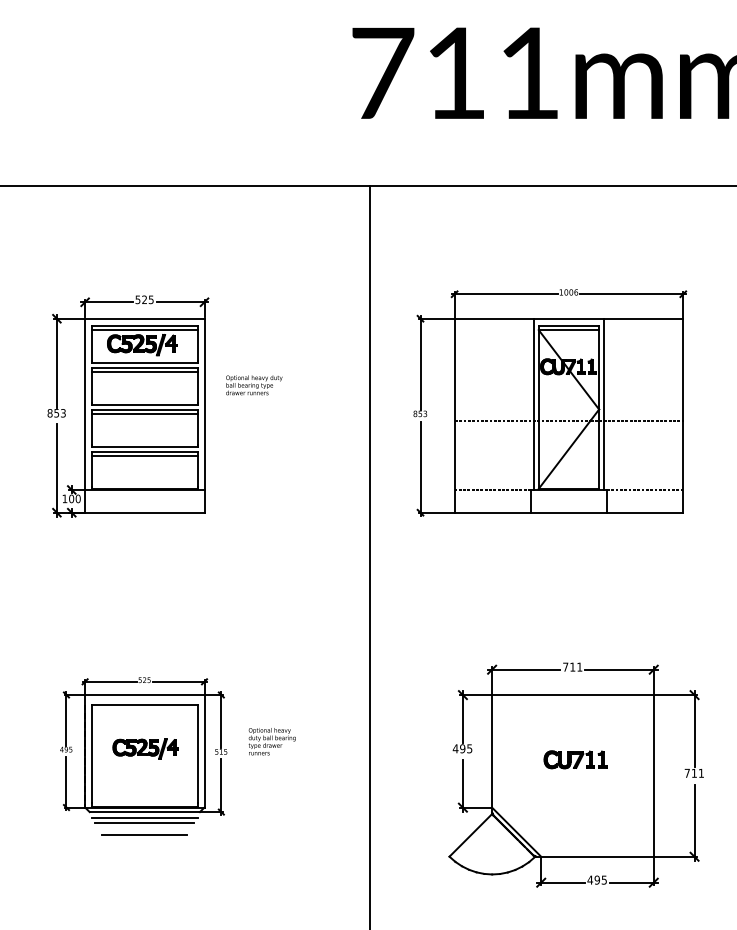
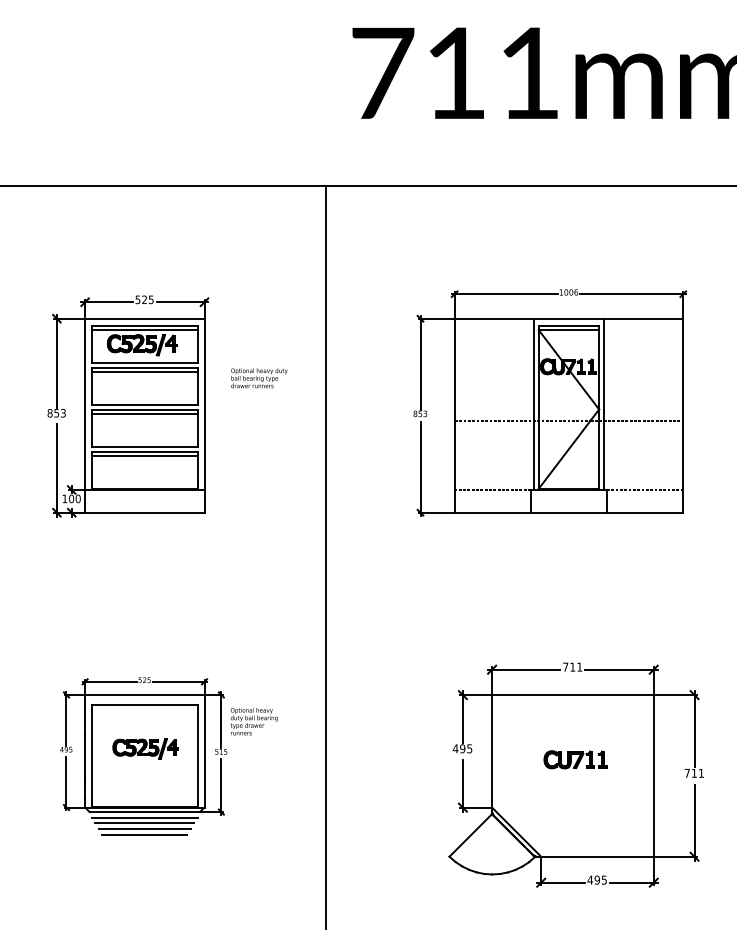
text position: (254, 385) -> (259, 378) (259, 378)
line position: (369, 555) -> (325, 555) (325, 555)
text position: (271, 741) -> (253, 721) (253, 721)
line: none -> present (144, 829)
